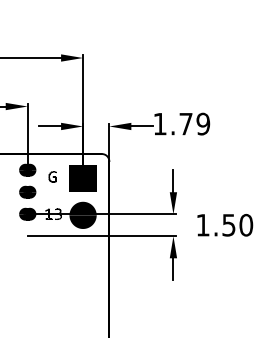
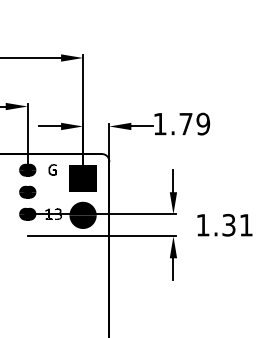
part position: (52, 176) -> (52, 169) (52, 169)
text: 1.50 -> 1.31 (238, 224)
